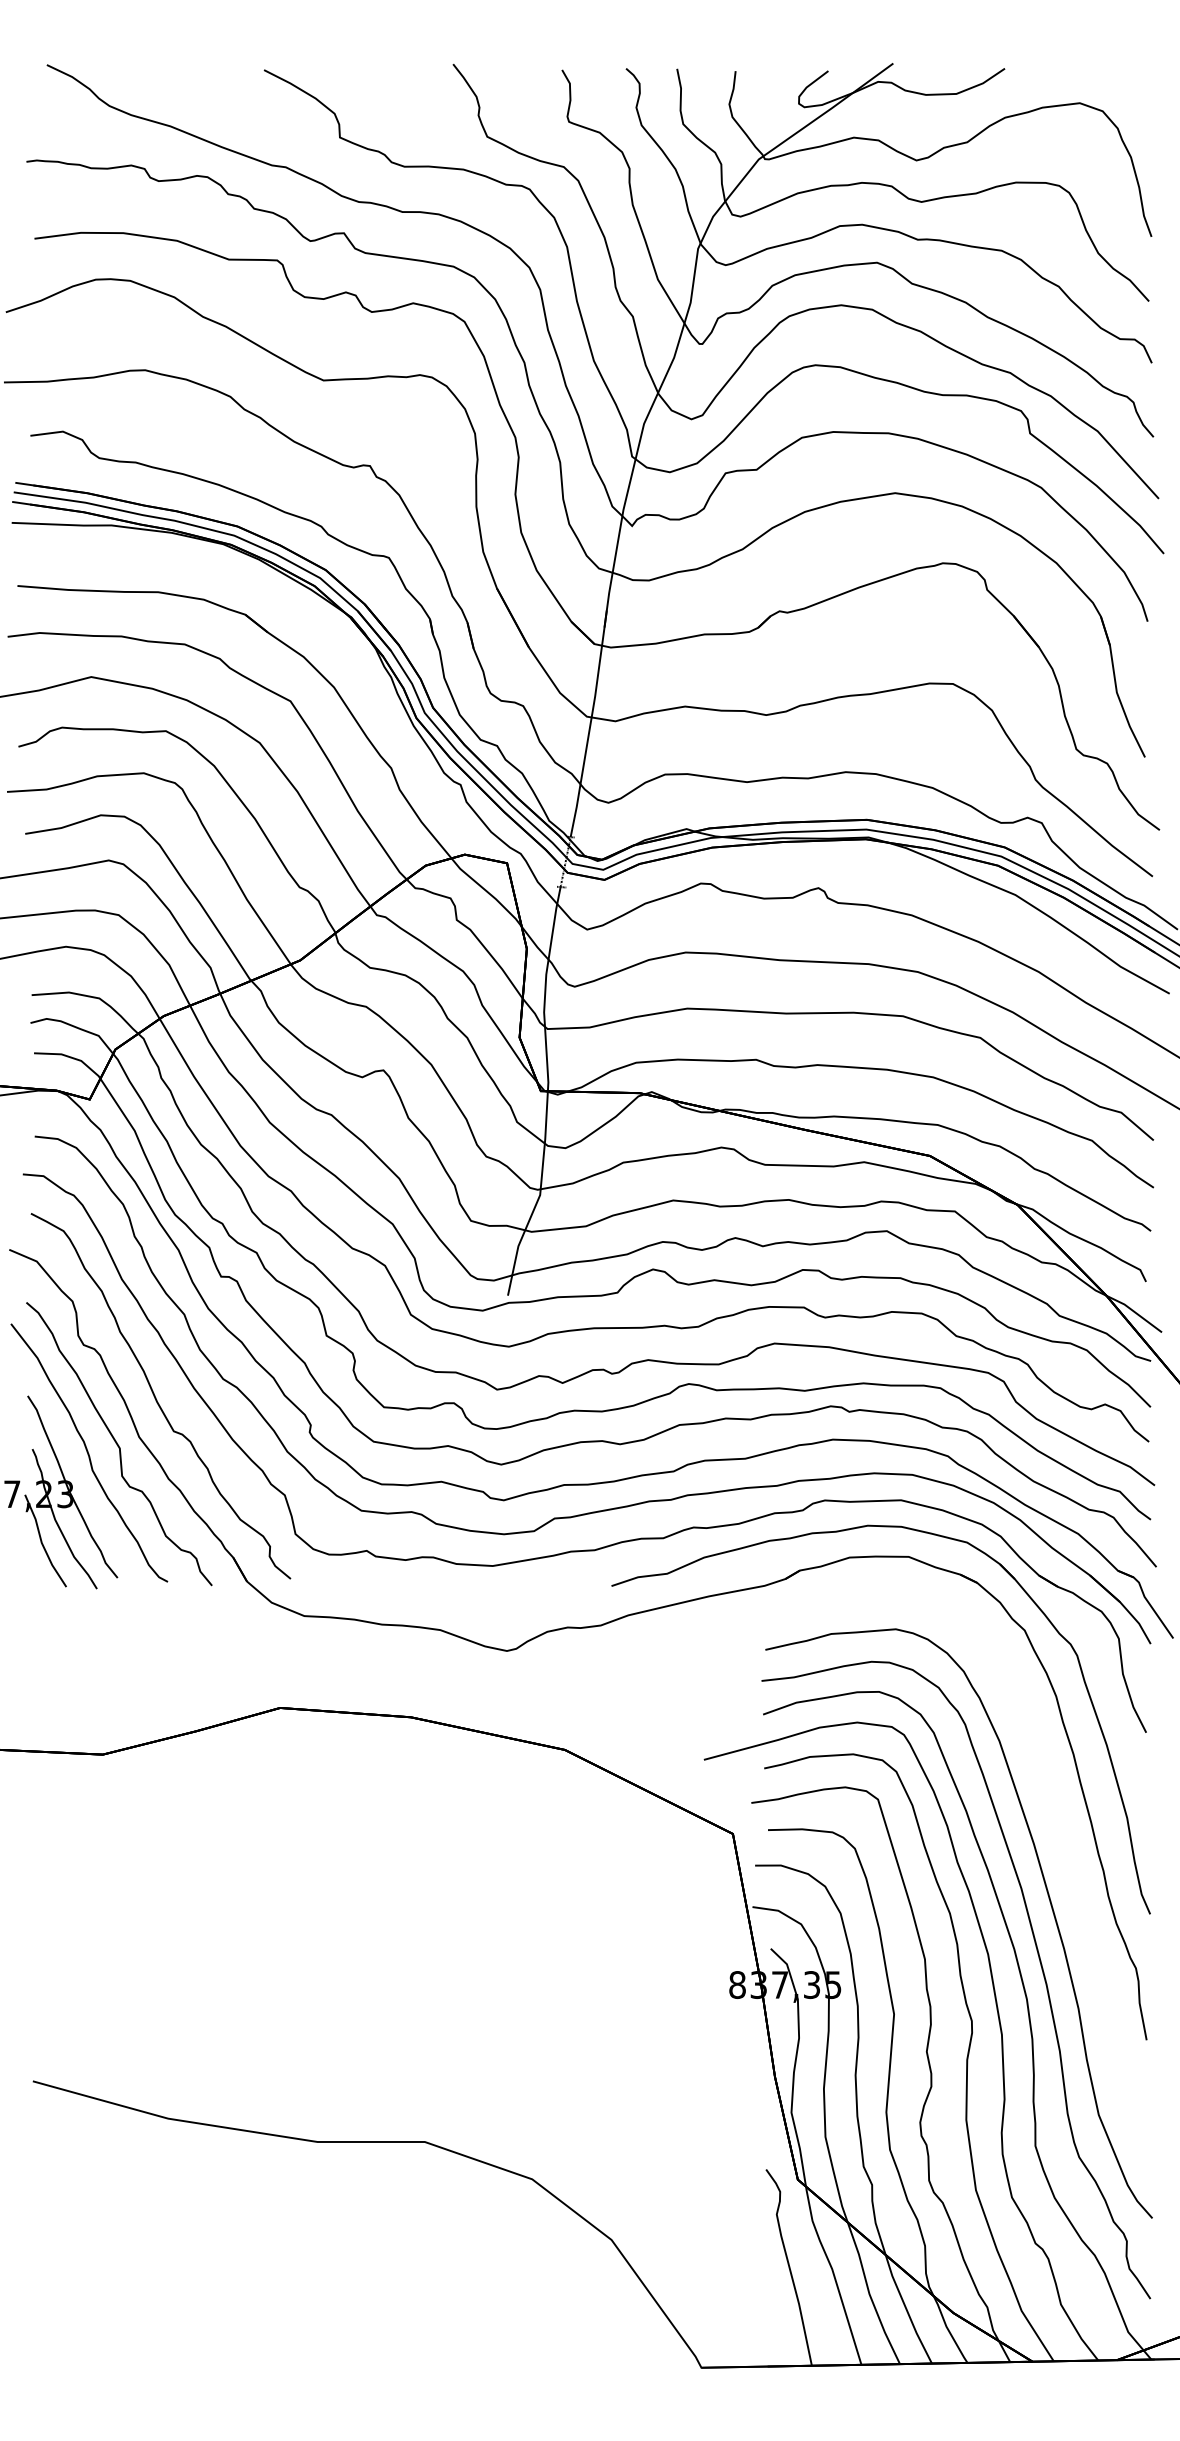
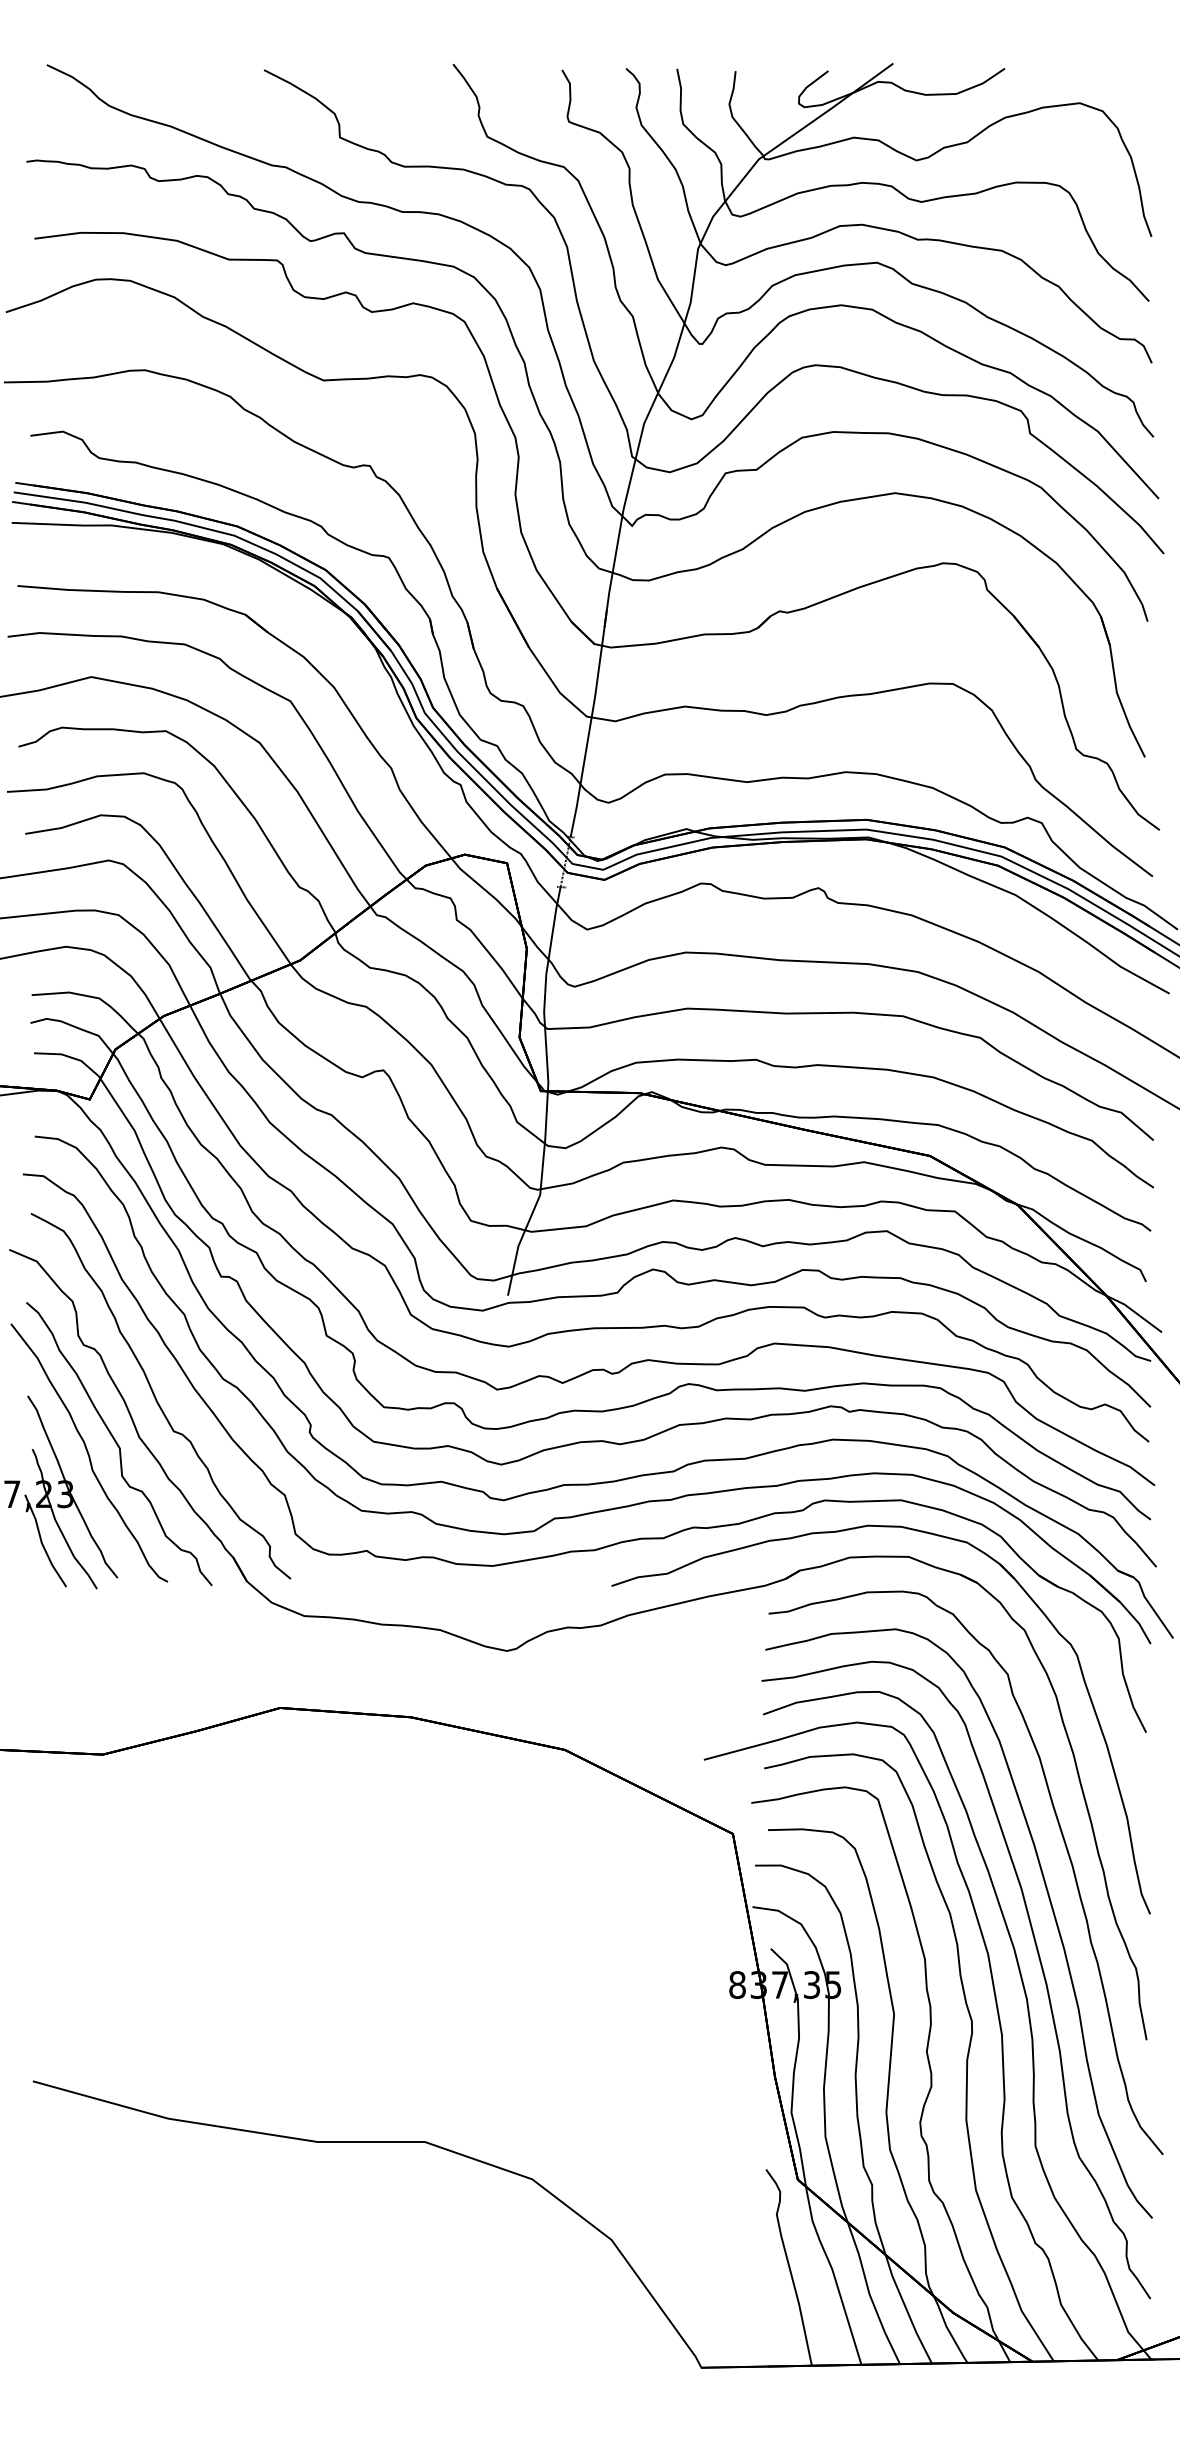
part: none -> present (1062, 1838)
